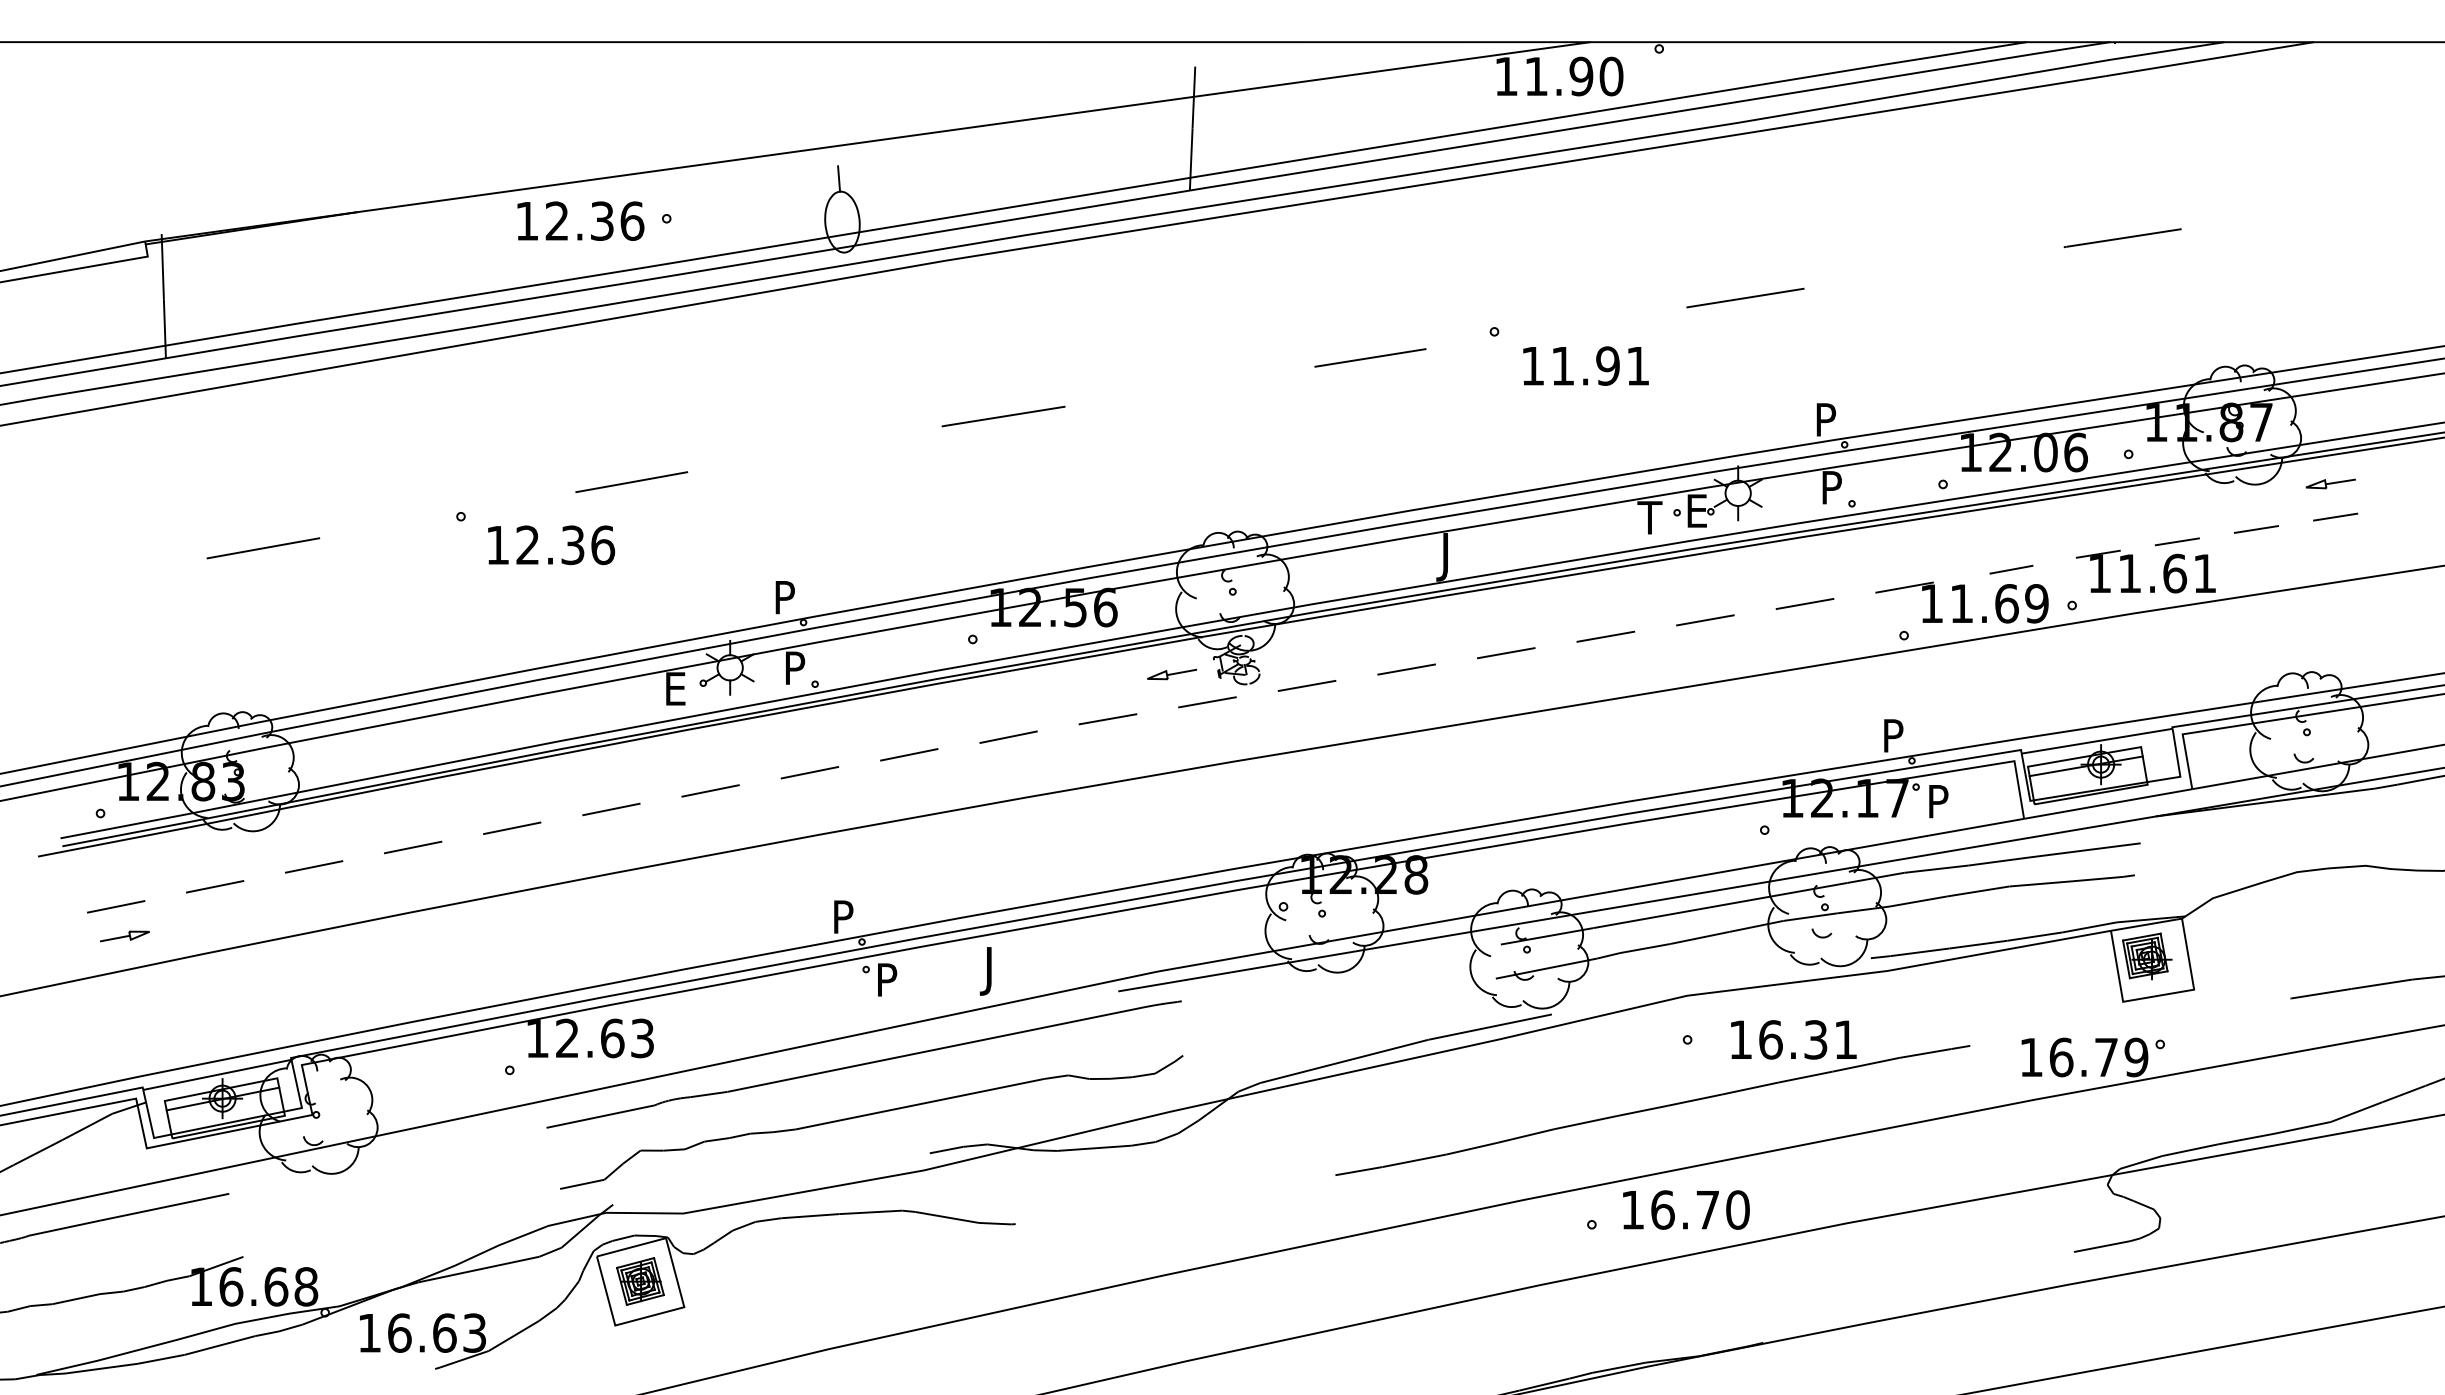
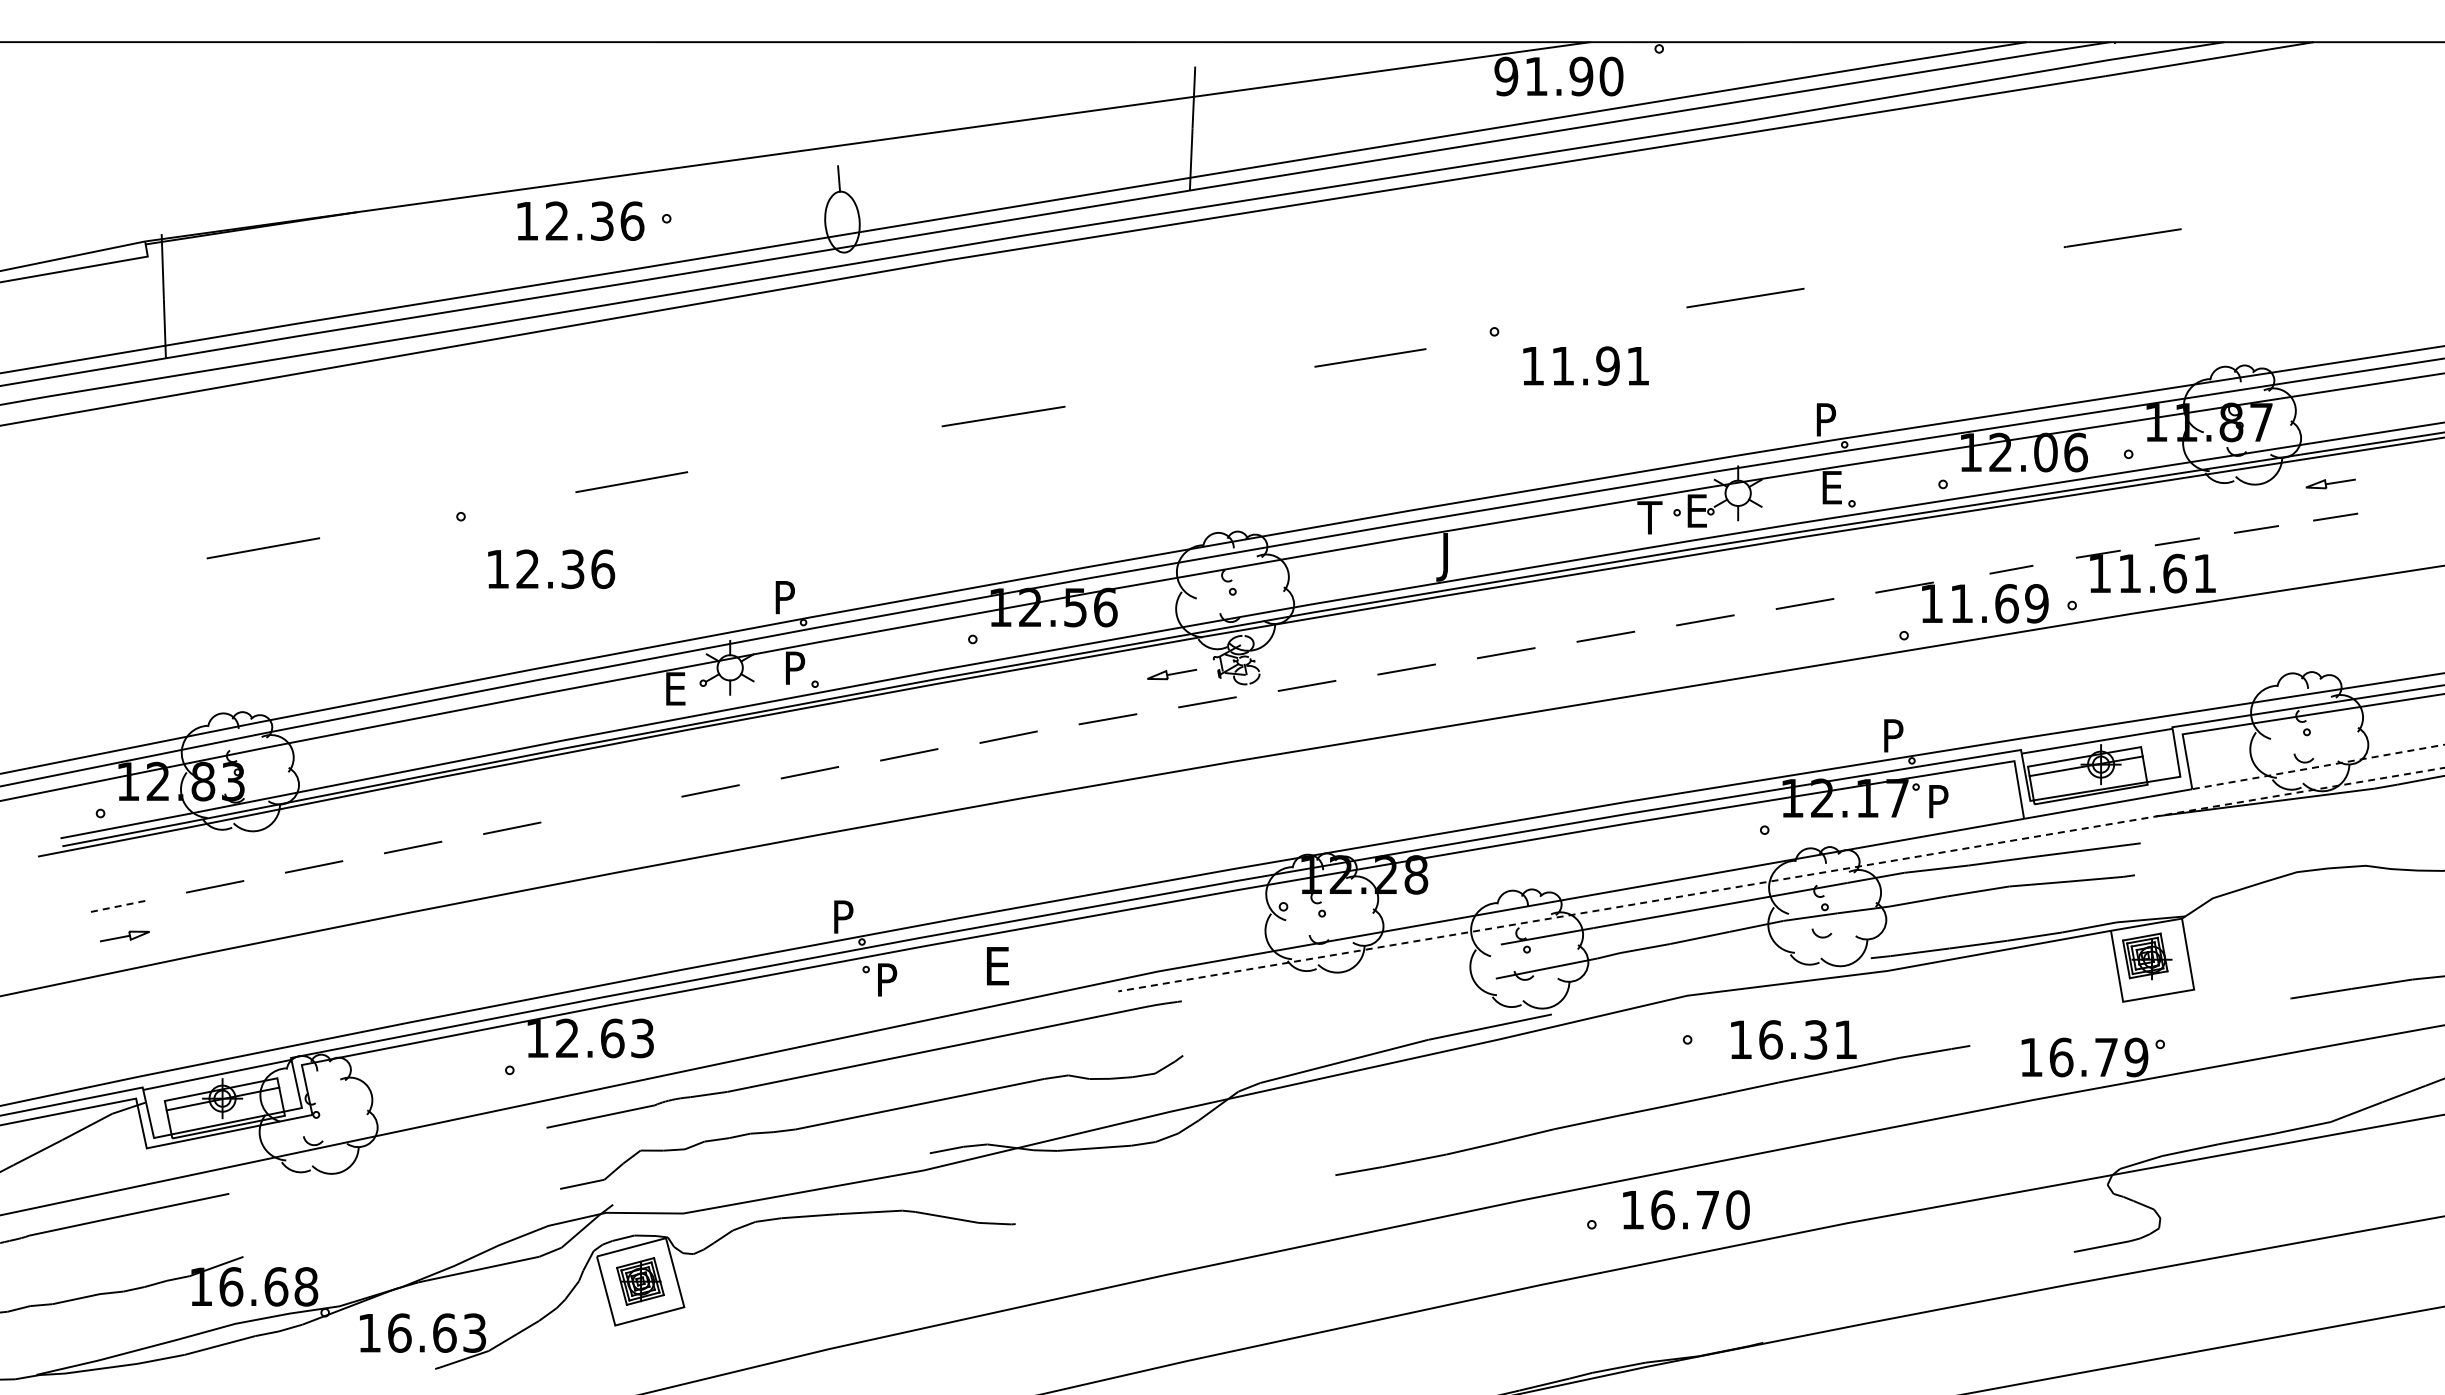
text: 11.90 -> 91.90 (1506, 76)
text: P -> E (1833, 487)
text position: (551, 545) -> (551, 569) (551, 569)
line: solid -> dashed (2318, 766)
line: present -> none (611, 809)
line: solid -> dashed (1780, 879)
line: solid -> dashed (116, 906)
text: J -> E (994, 971)
